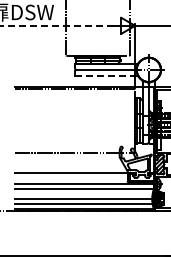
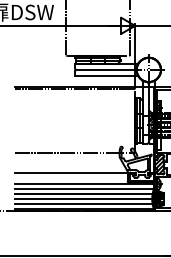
line: dashed -> solid (60, 25)
line: dashed -> solid (106, 76)
line: none -> present (83, 193)
